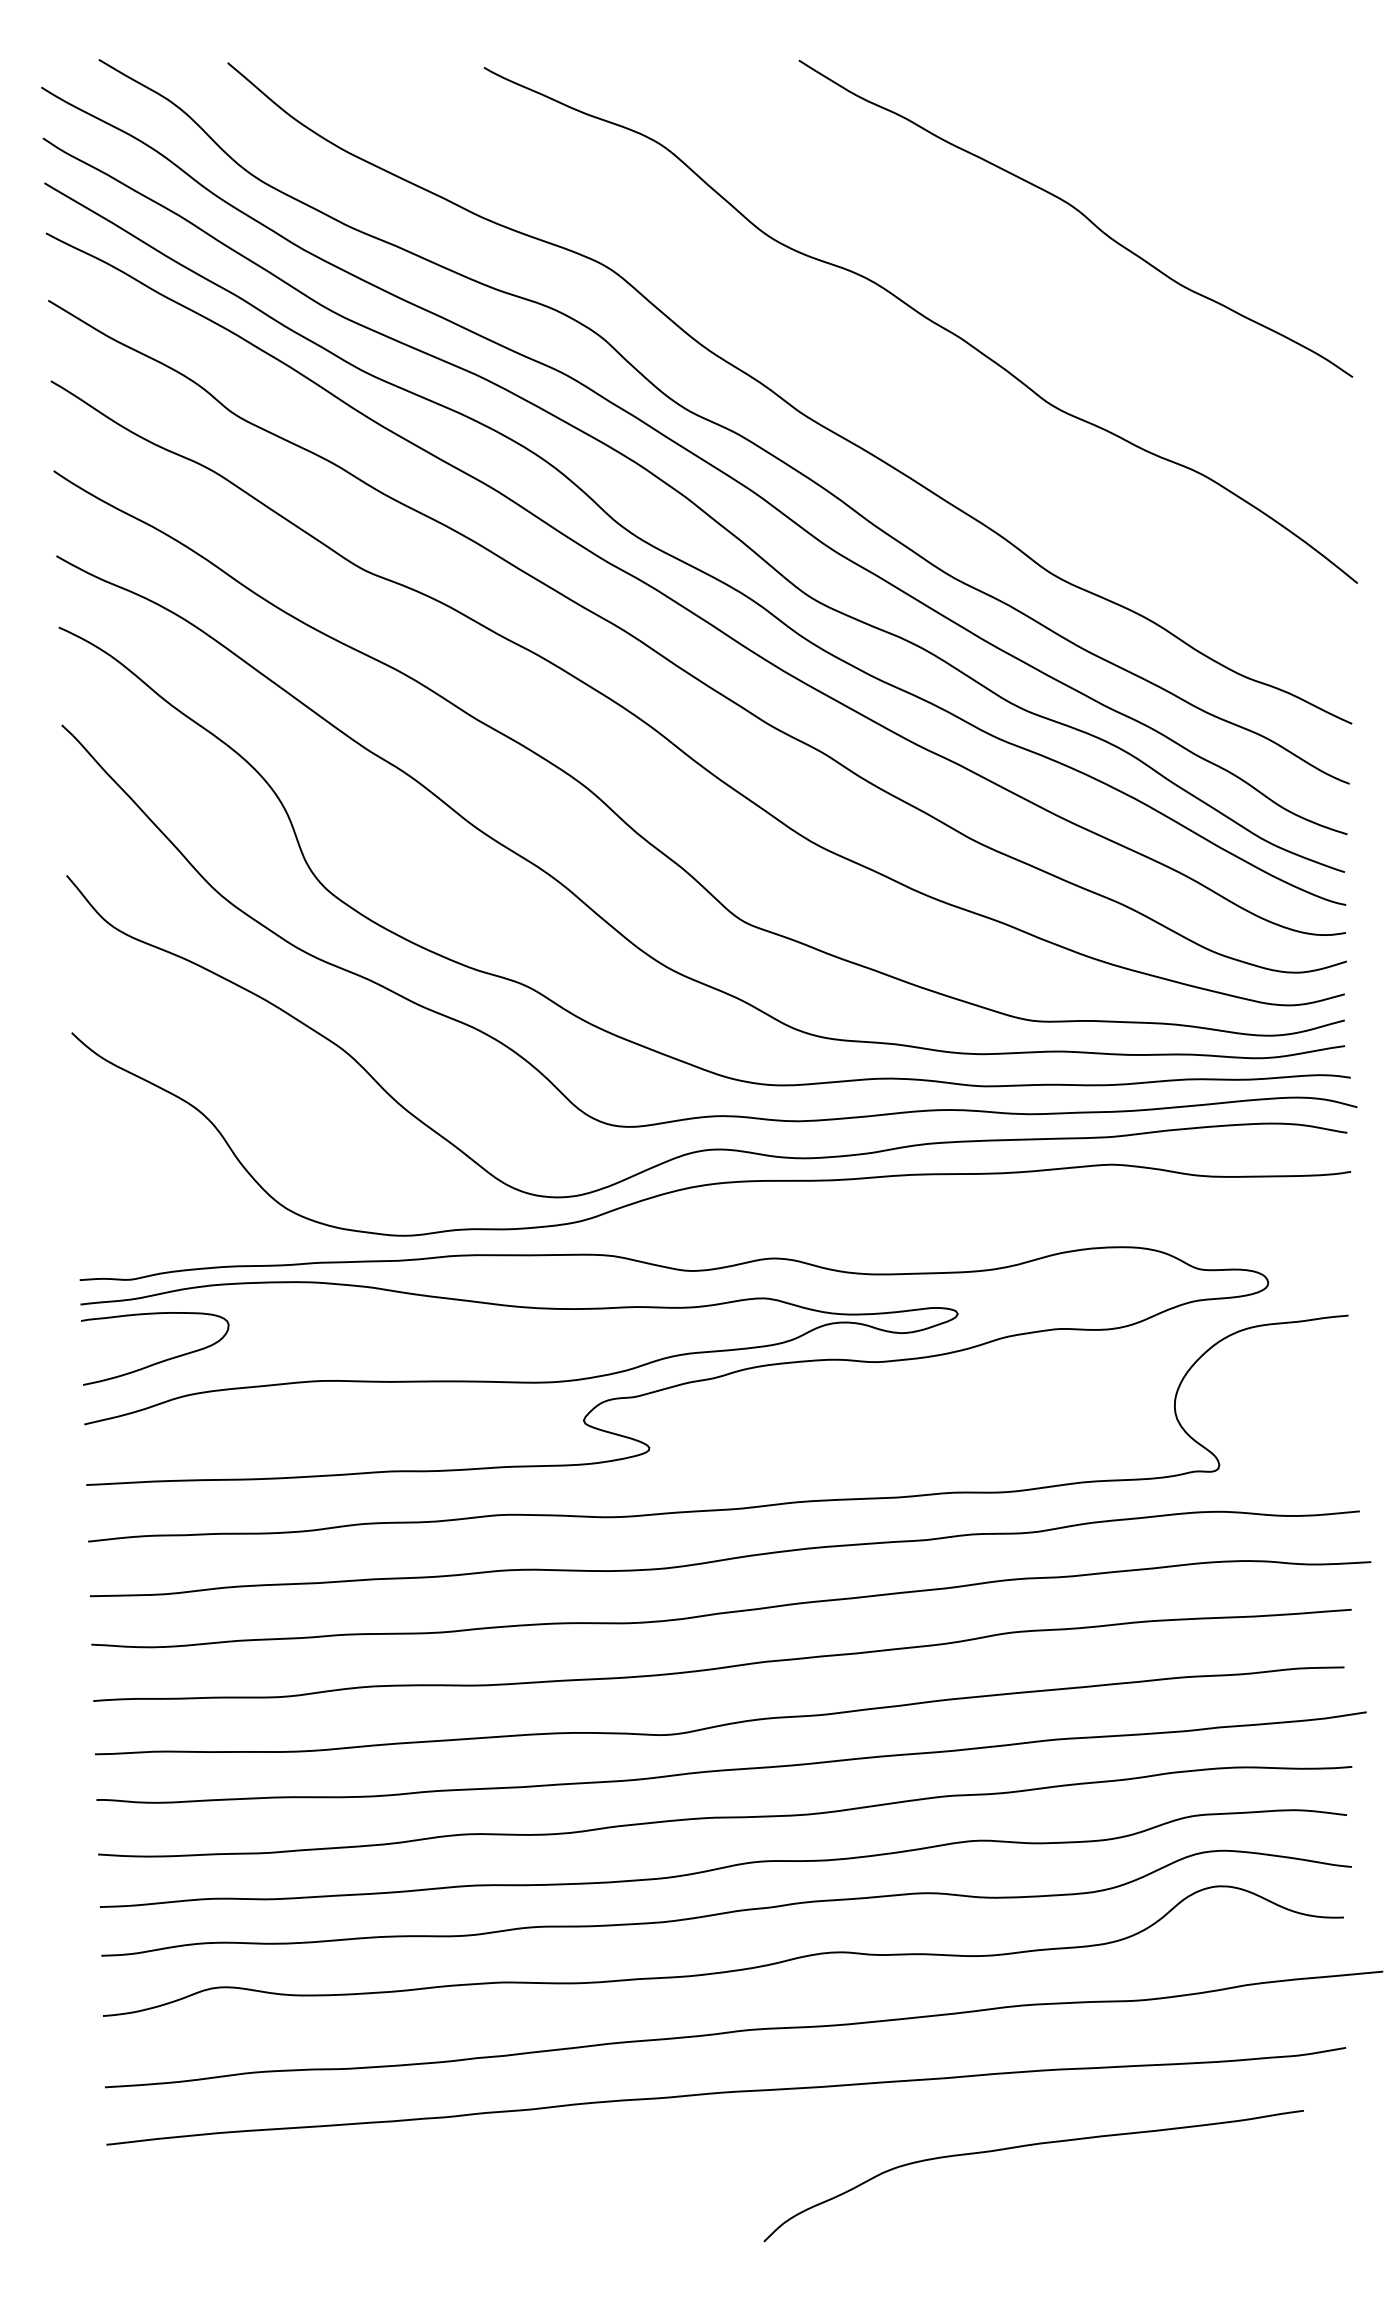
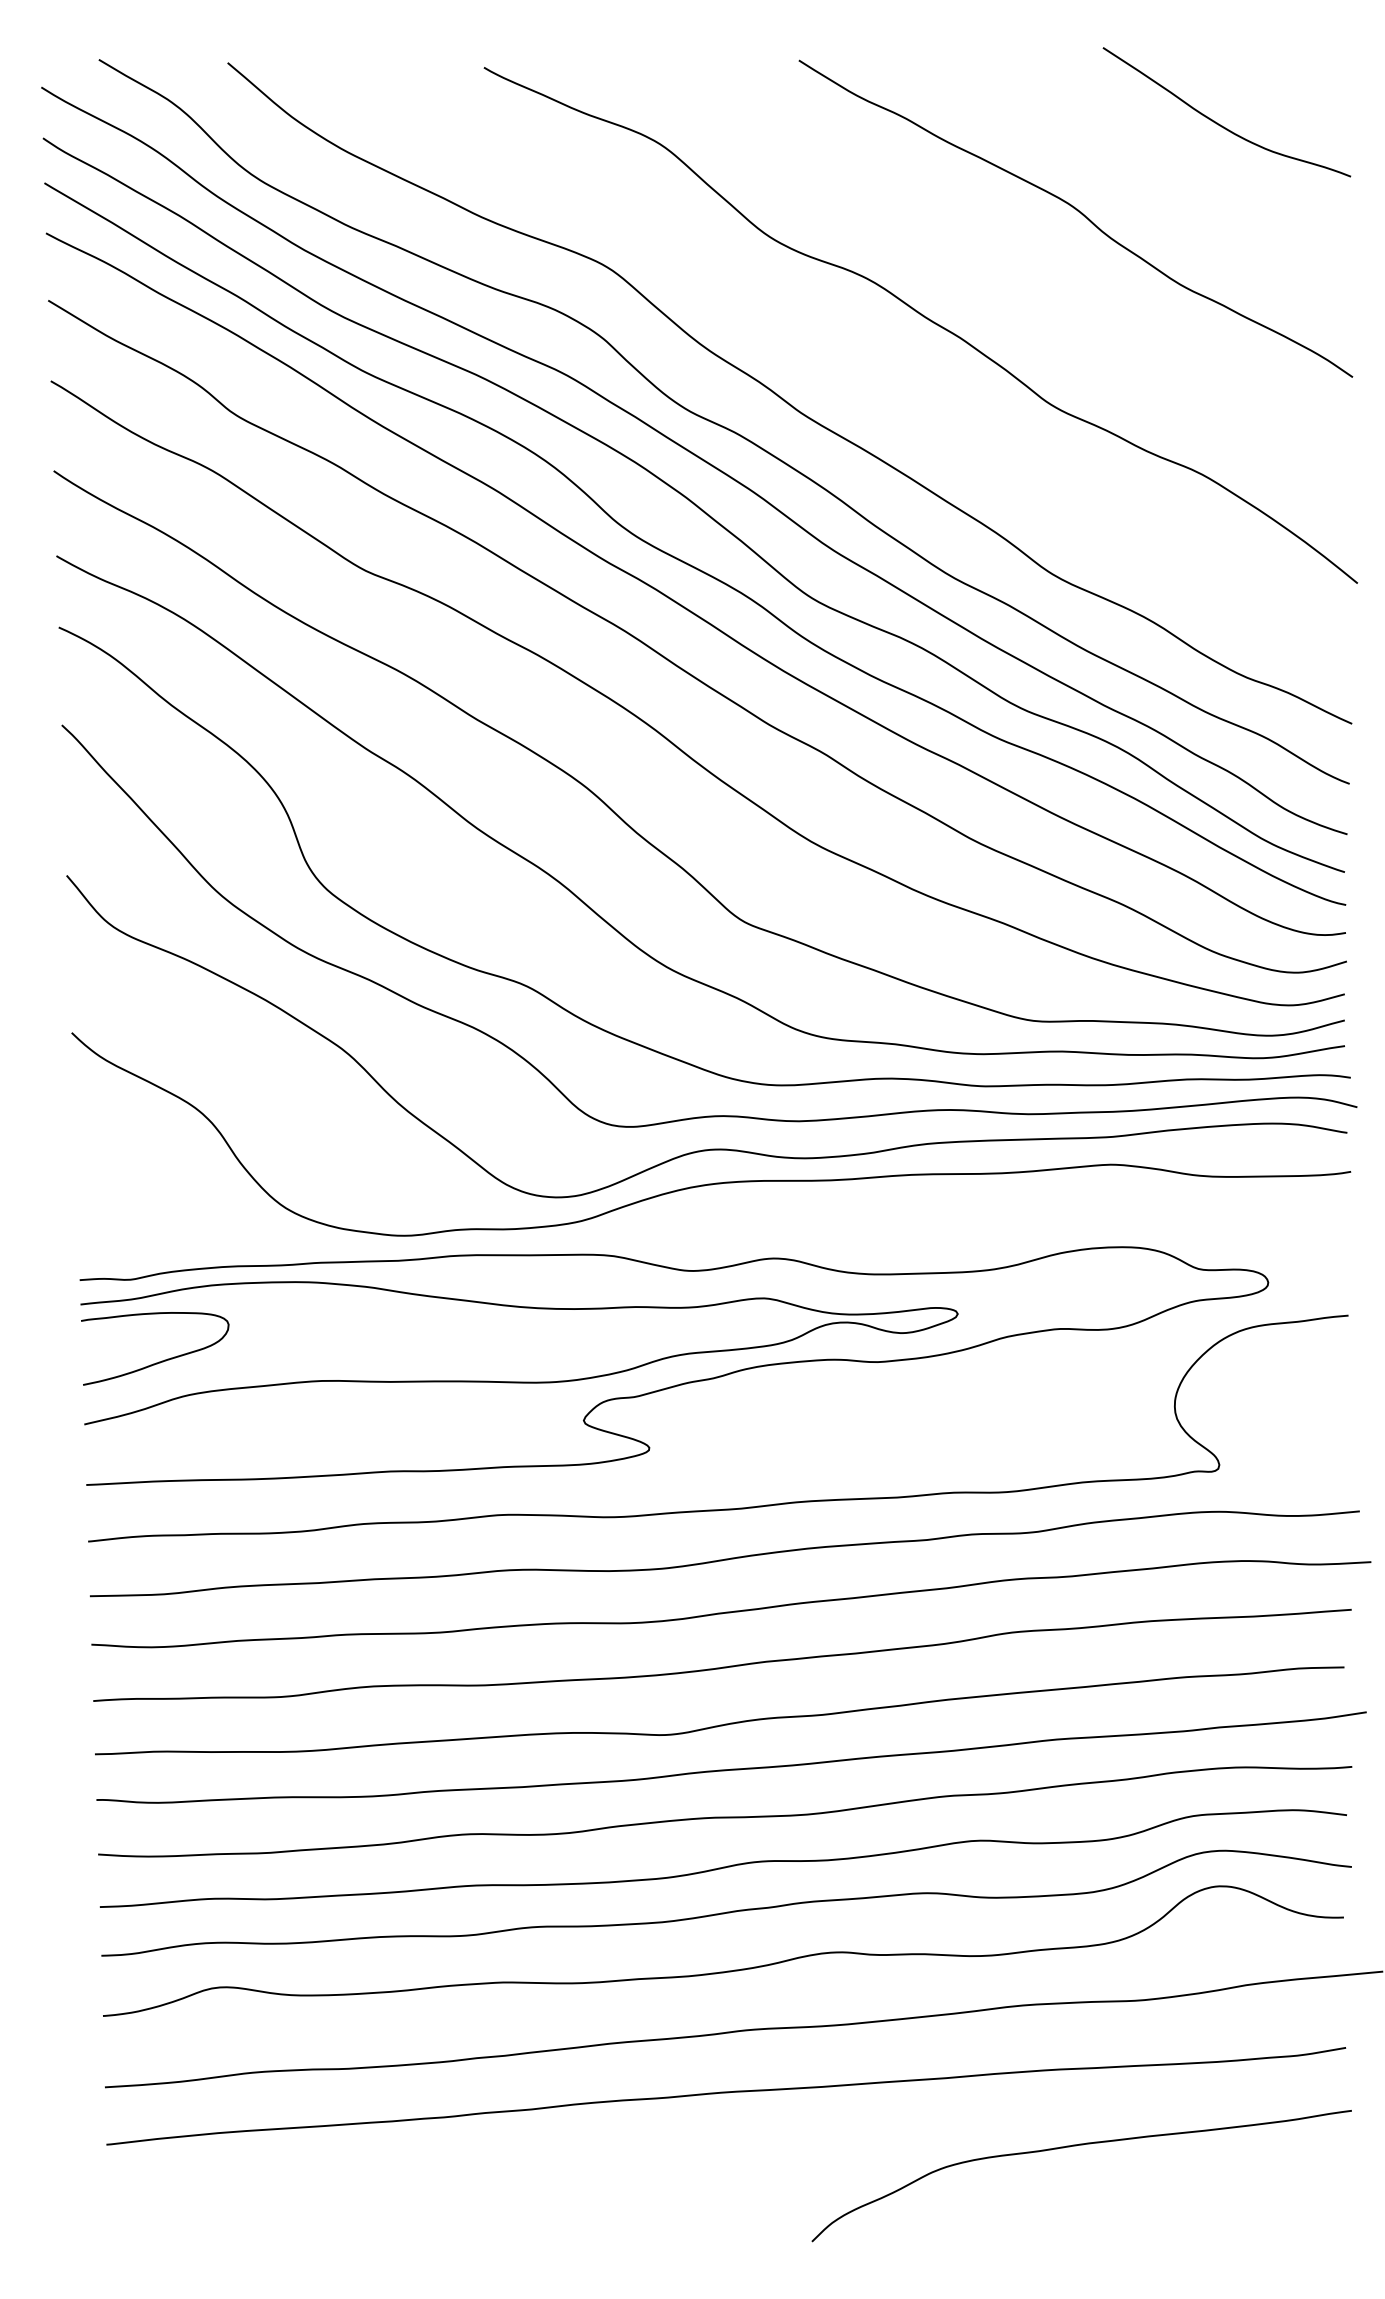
curve: none -> present (1219, 123)
curve position: (1028, 2146) -> (1076, 2146) (1076, 2146)
